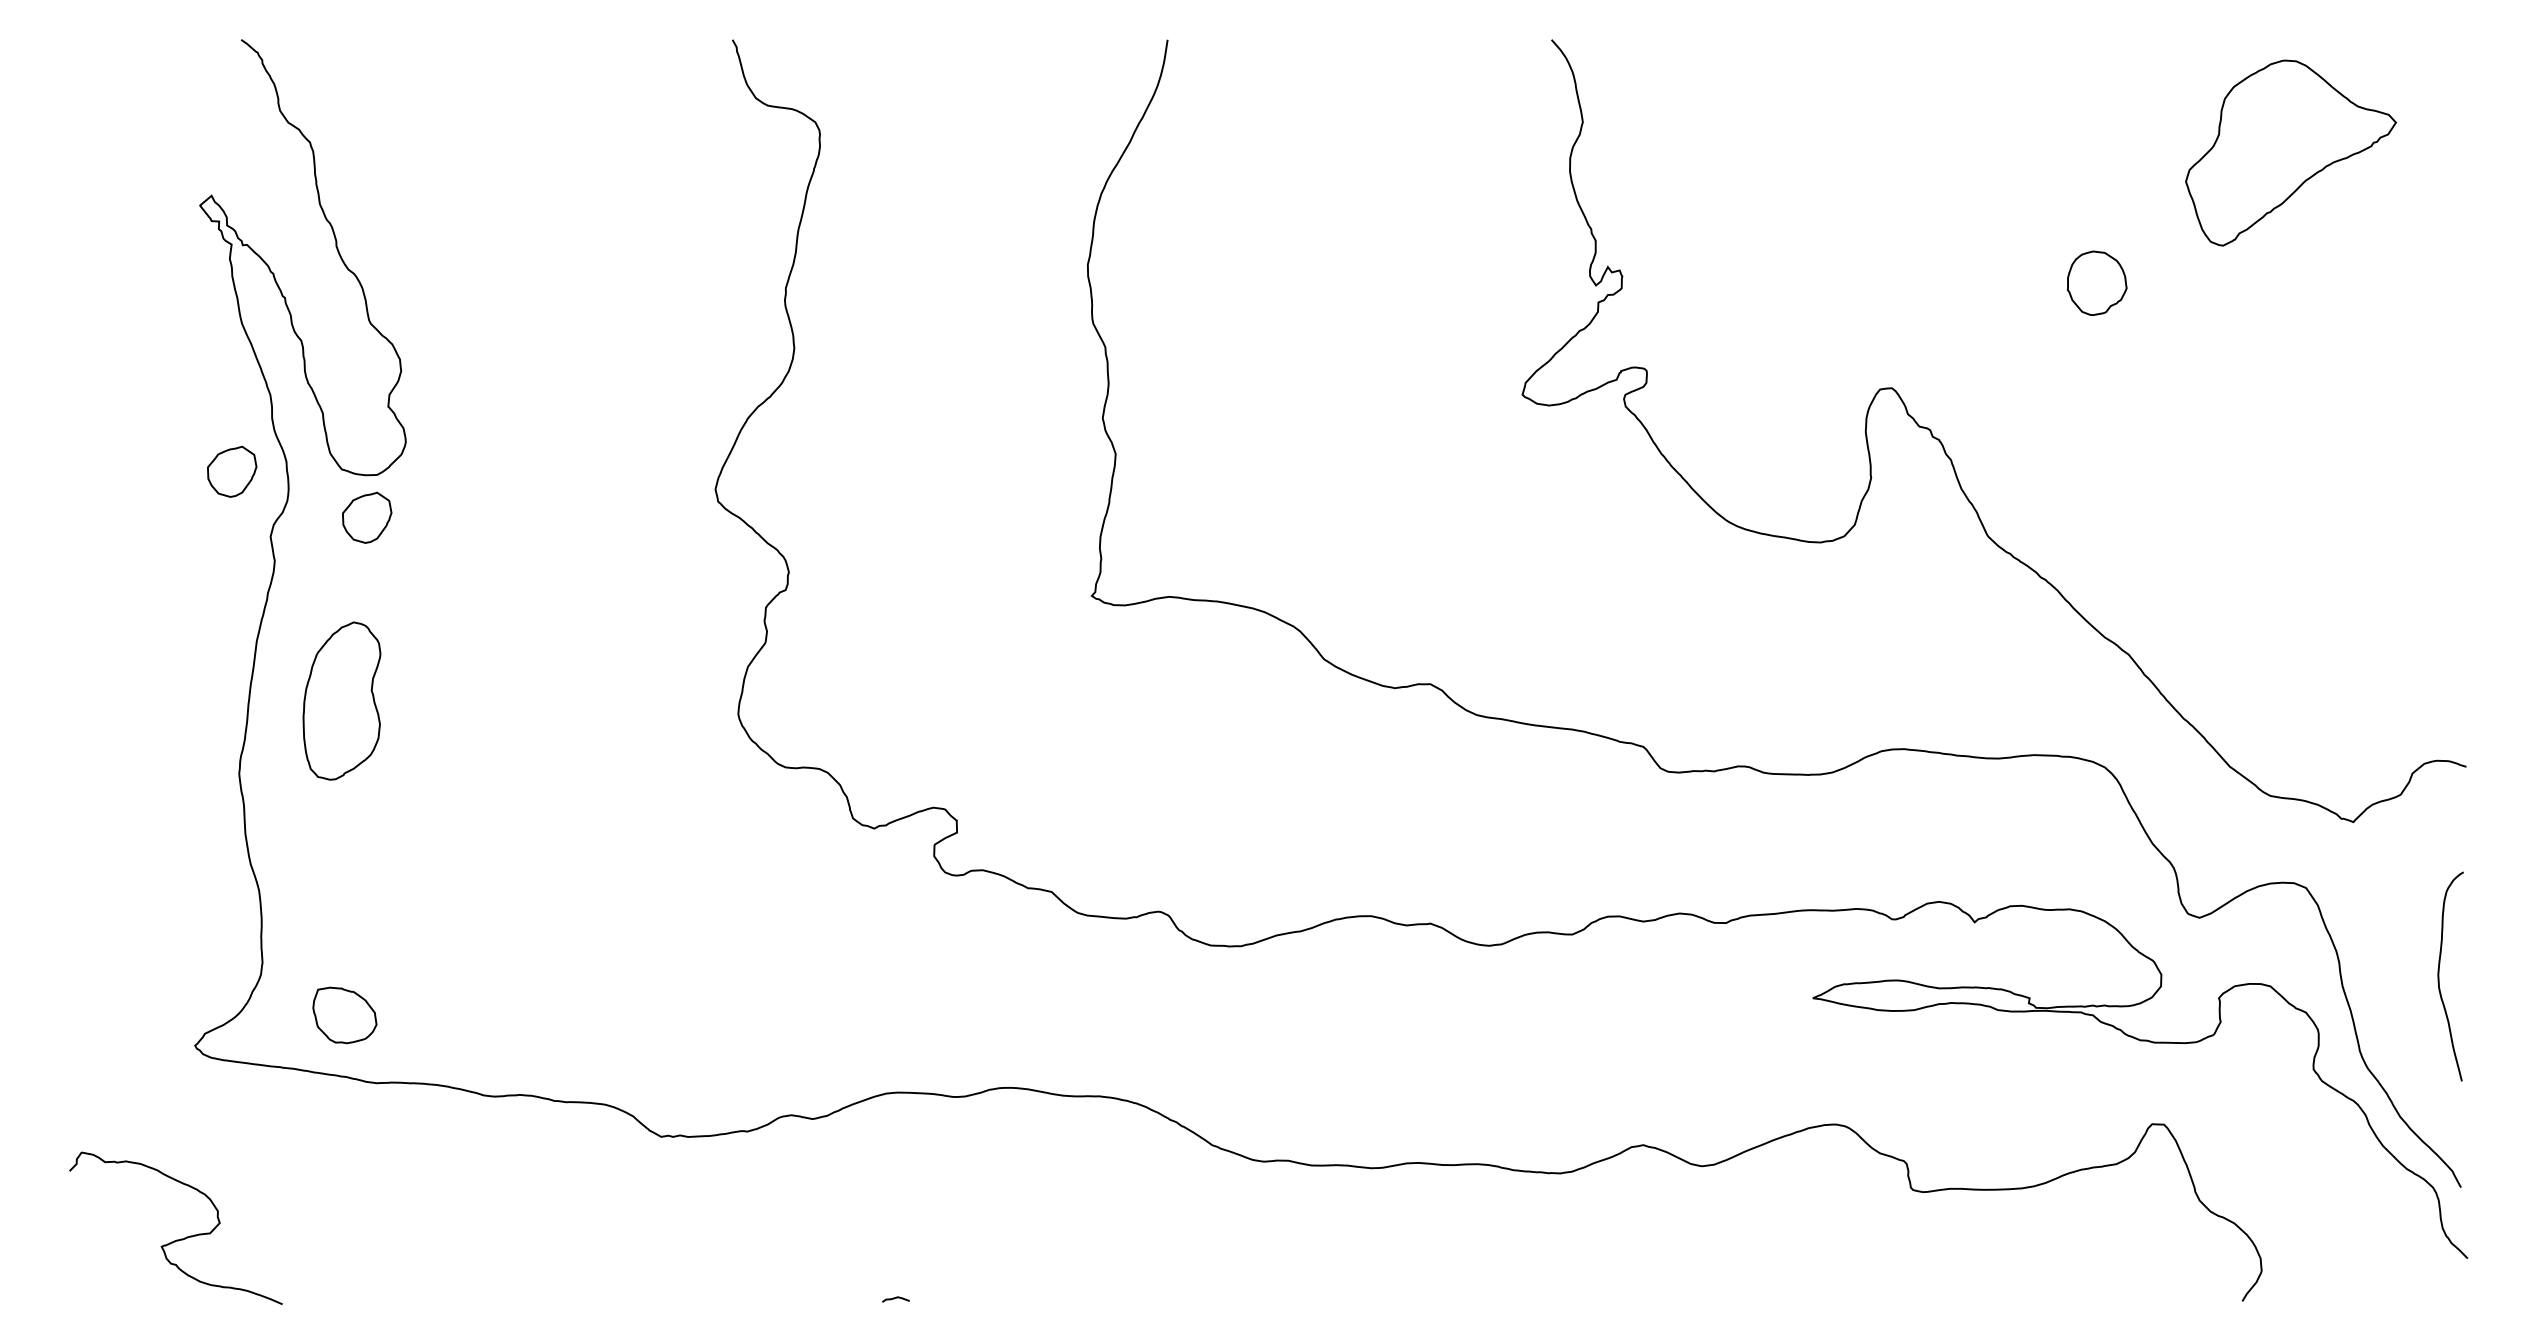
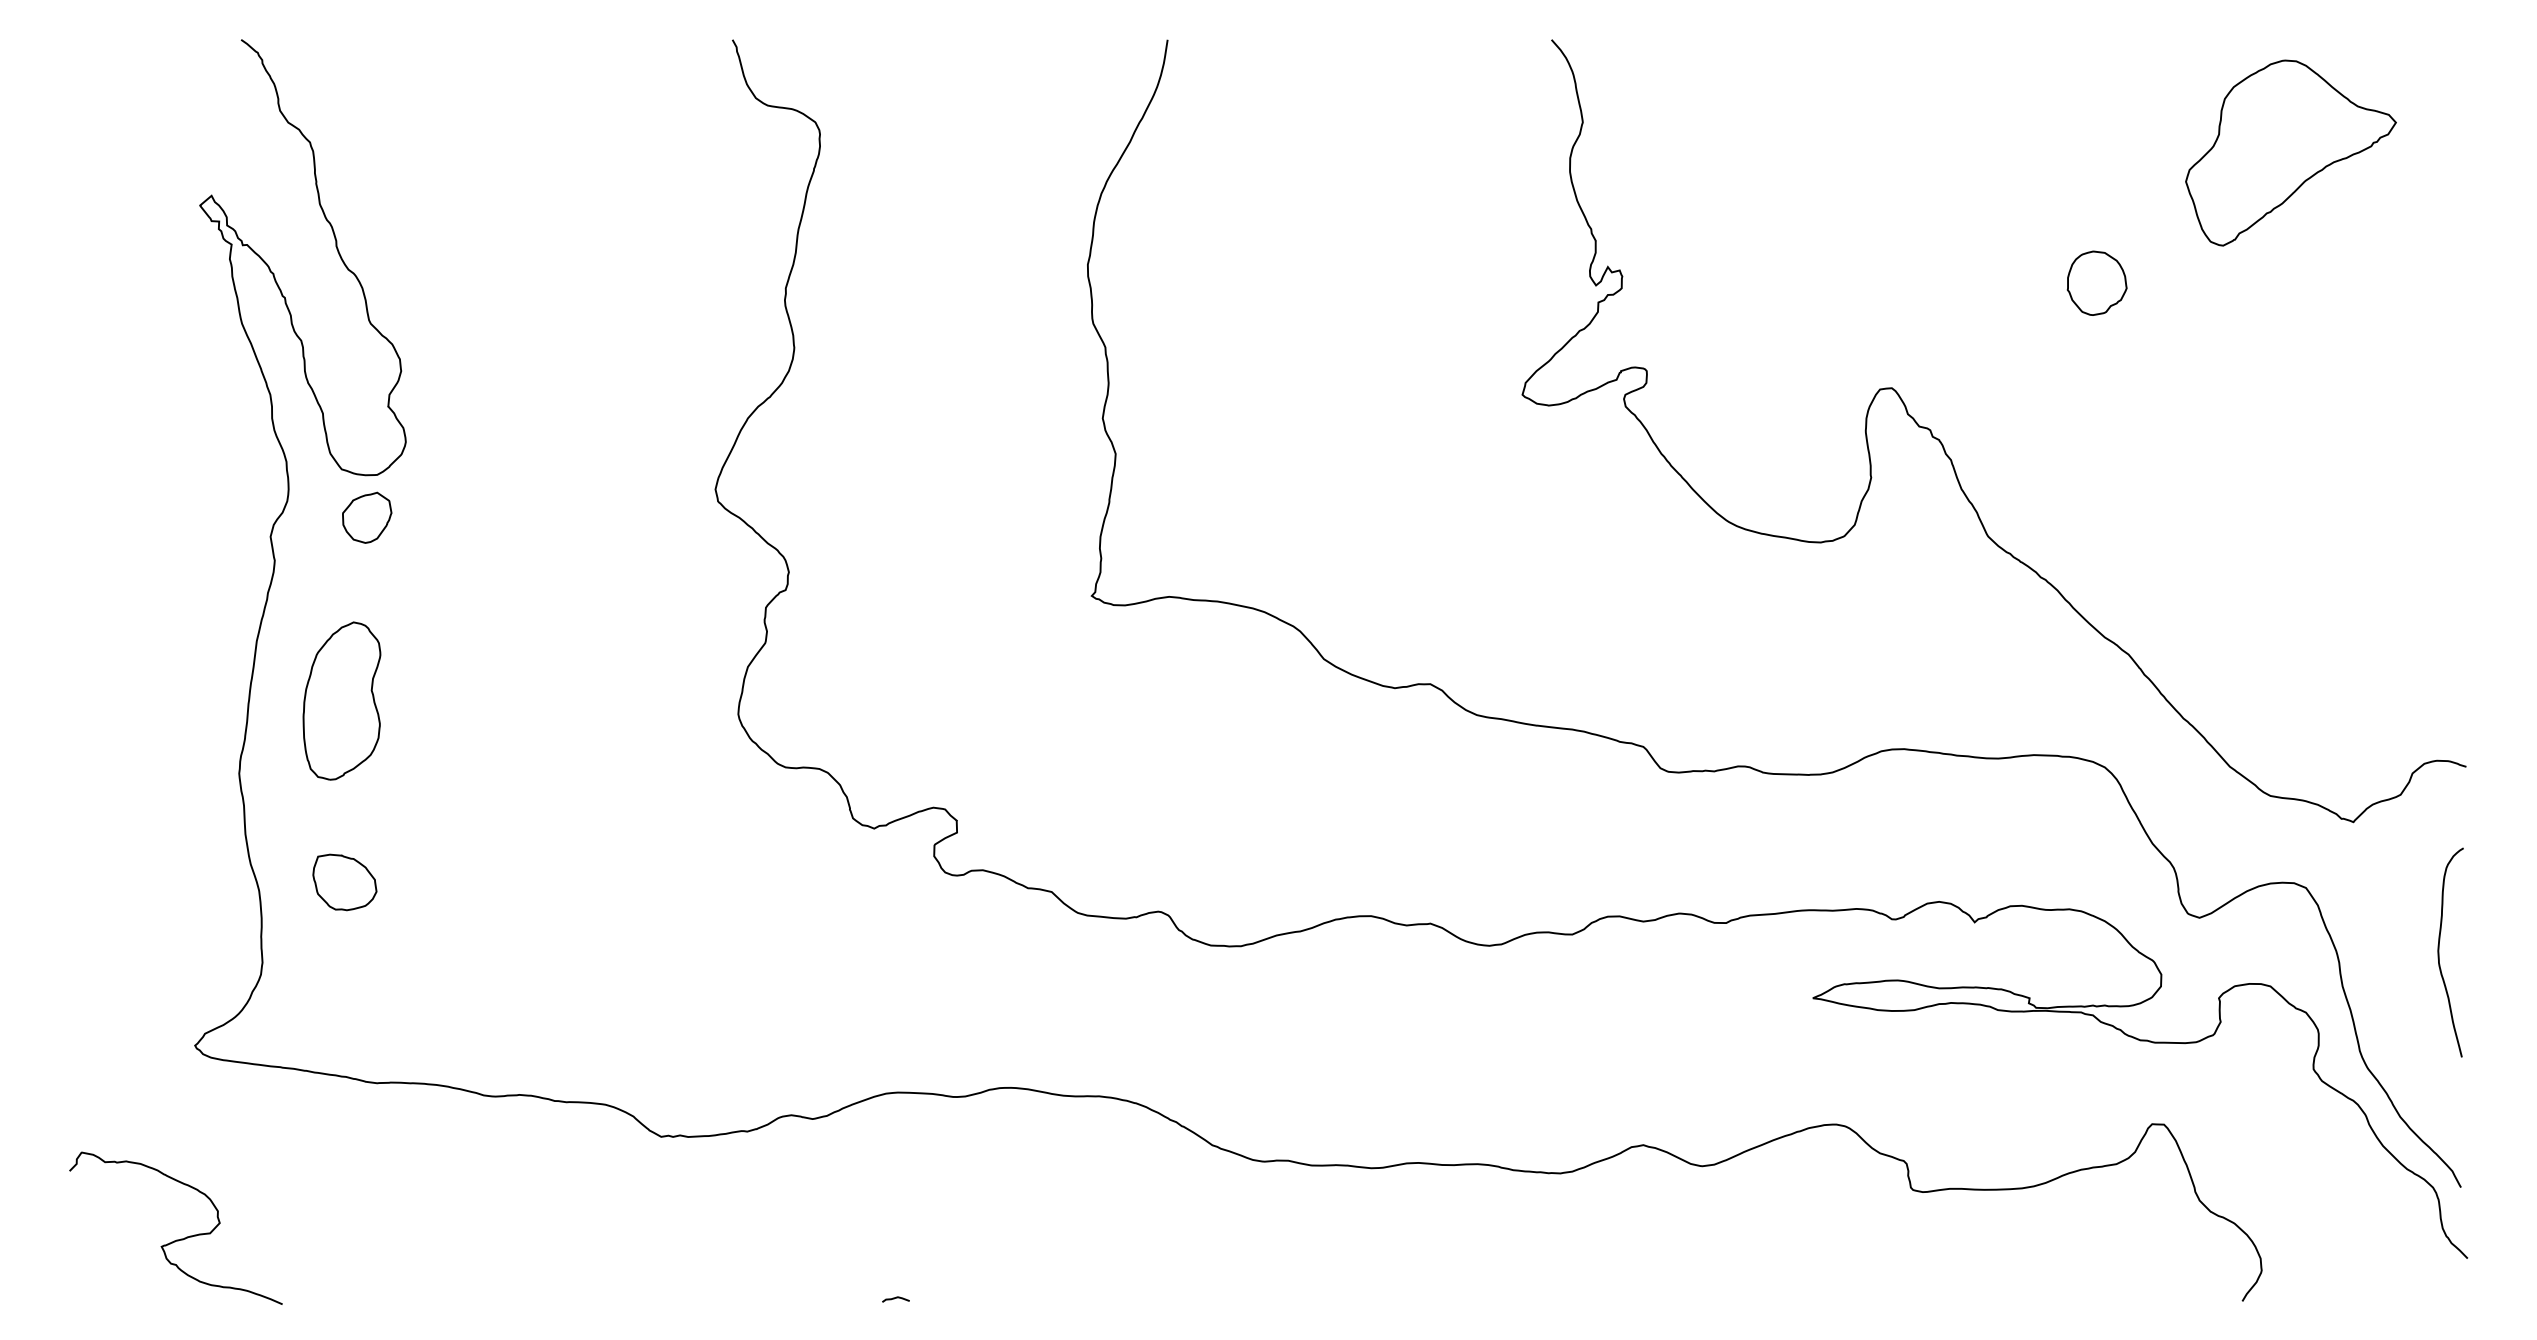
part: present -> none (232, 471)
curve position: (2439, 976) -> (2439, 952) (2439, 952)
part position: (344, 1015) -> (344, 882) (344, 882)
